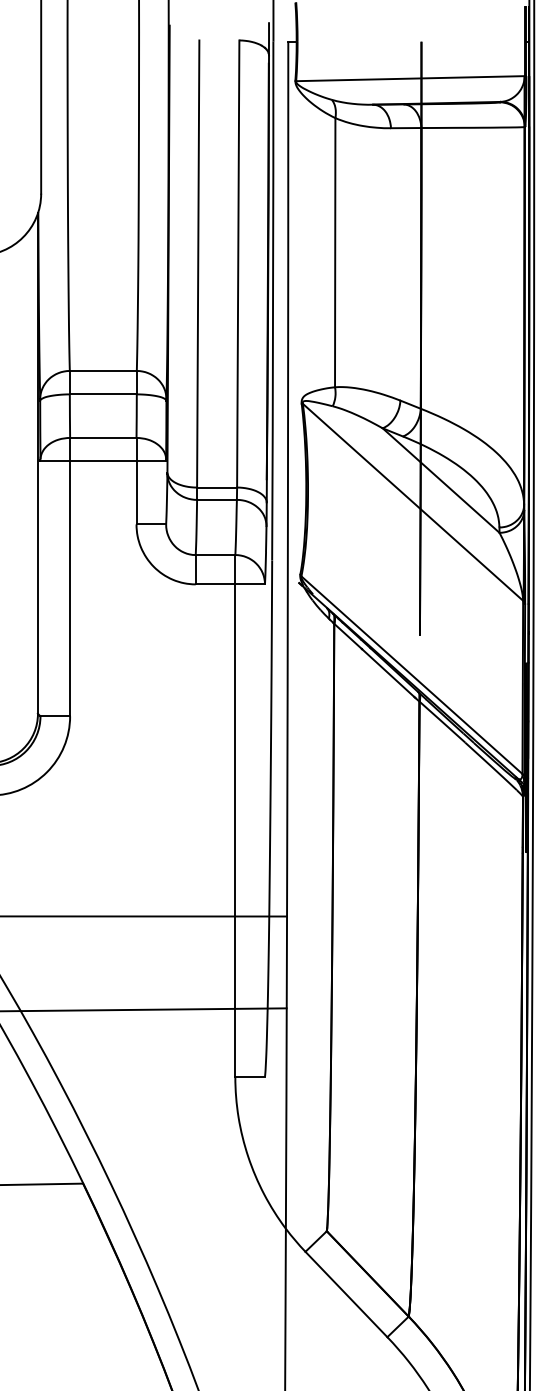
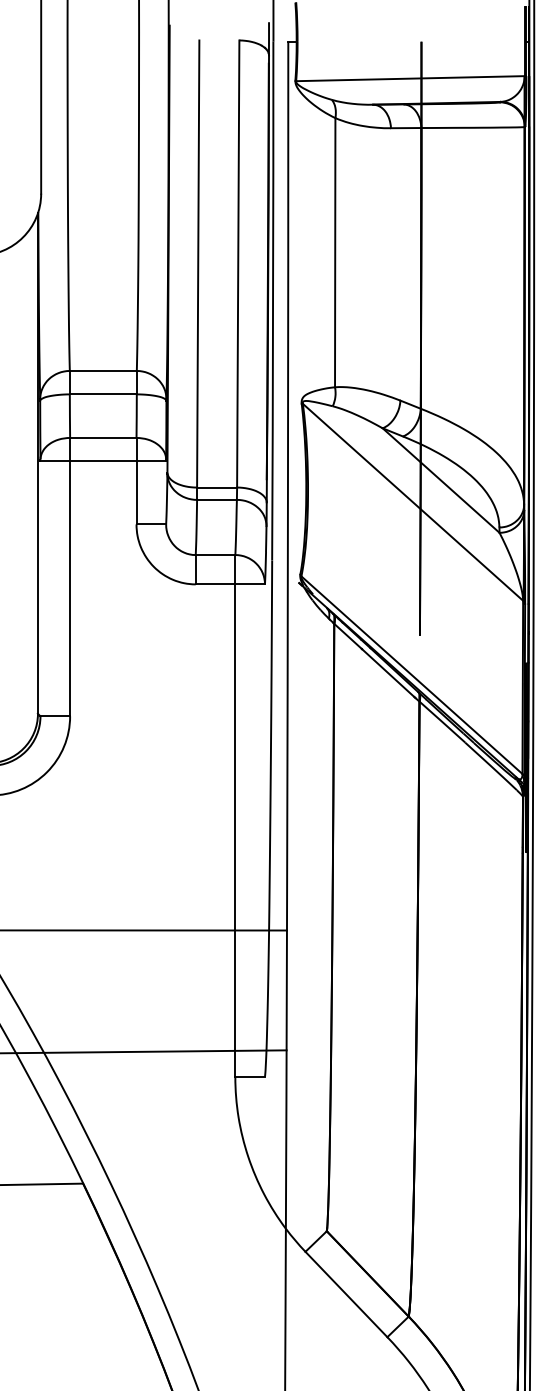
line position: (144, 916) -> (144, 930) (144, 930)
line position: (144, 1009) -> (144, 1051) (144, 1051)
